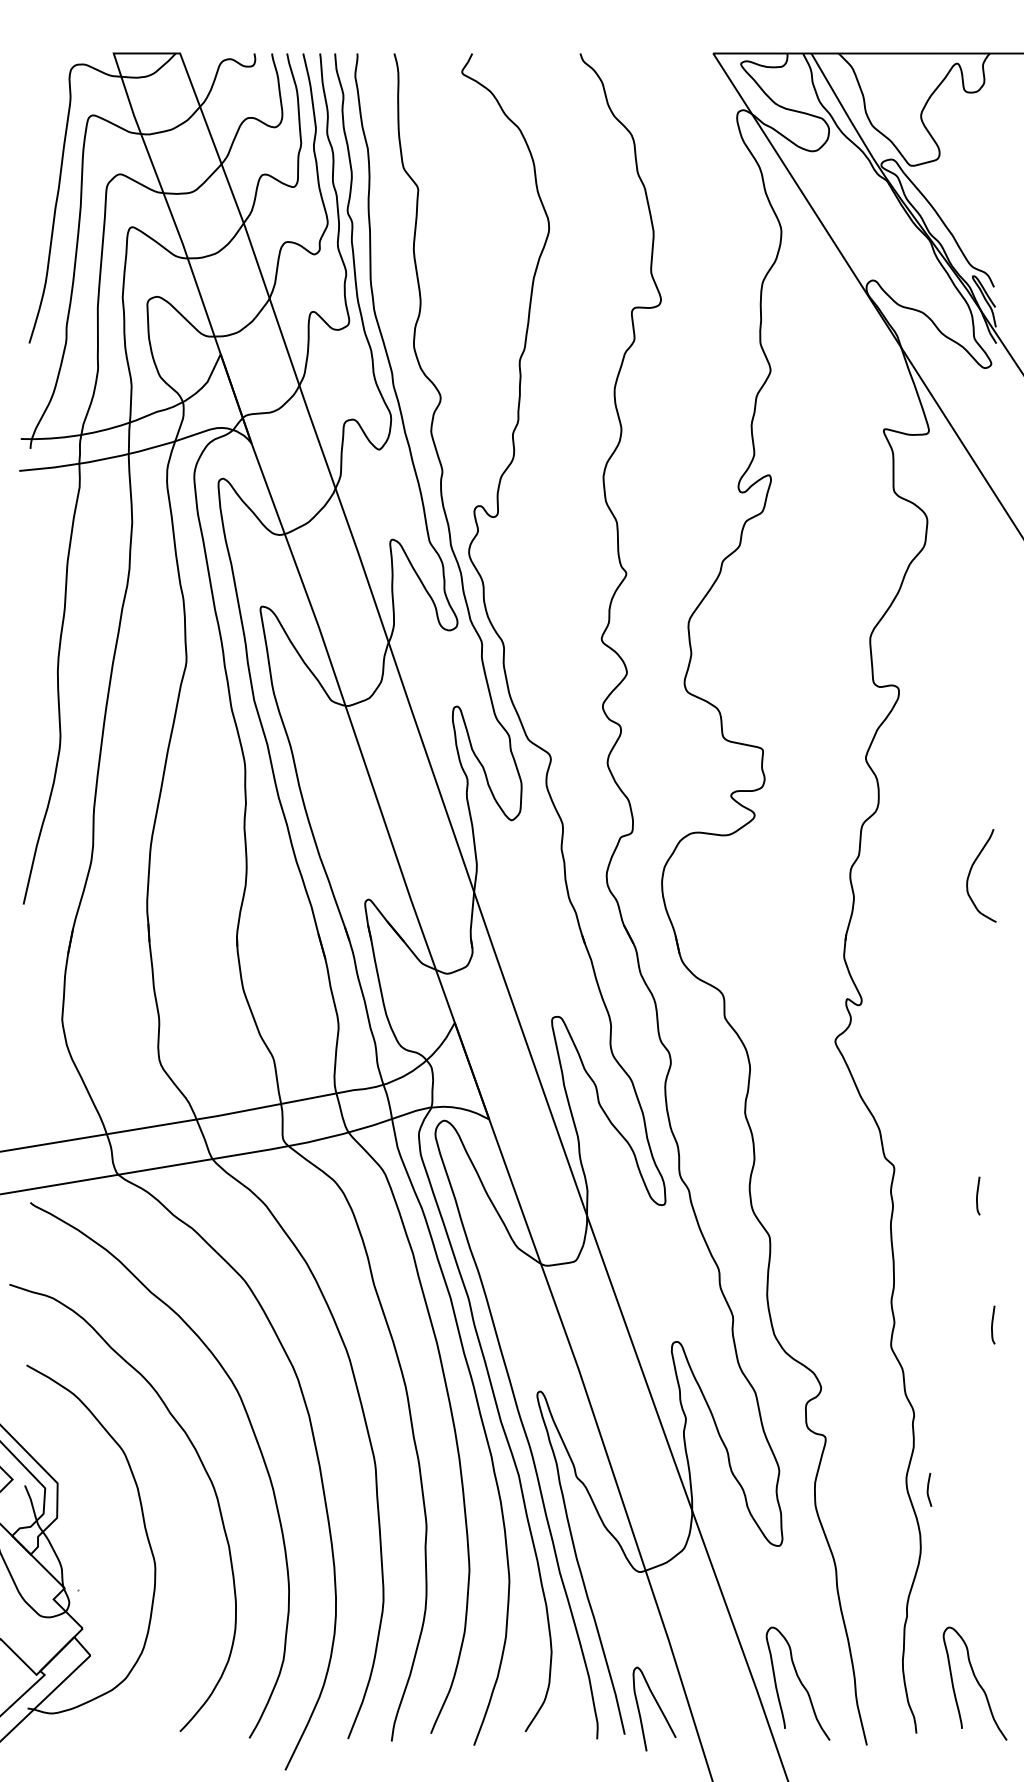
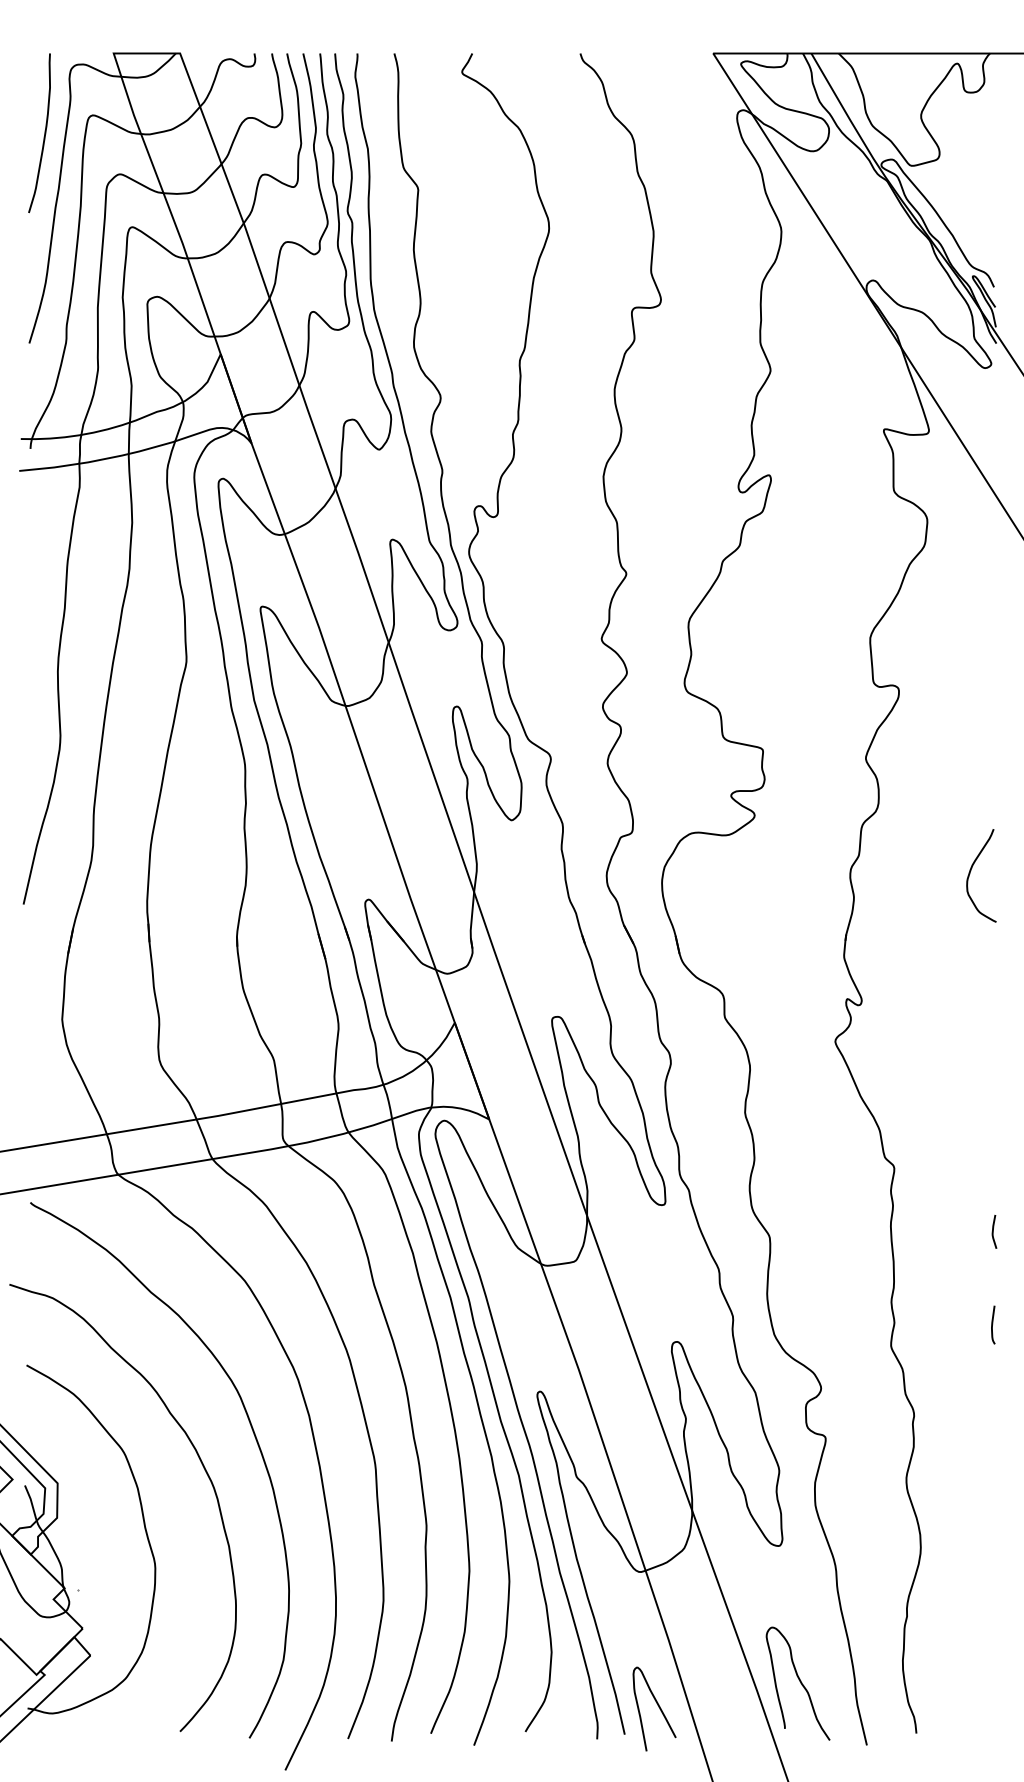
curve: none -> present (44, 133)
curve: present -> none (978, 1195)
curve position: (928, 1489) -> (993, 1231) (993, 1231)
curve: present -> none (976, 1681)
